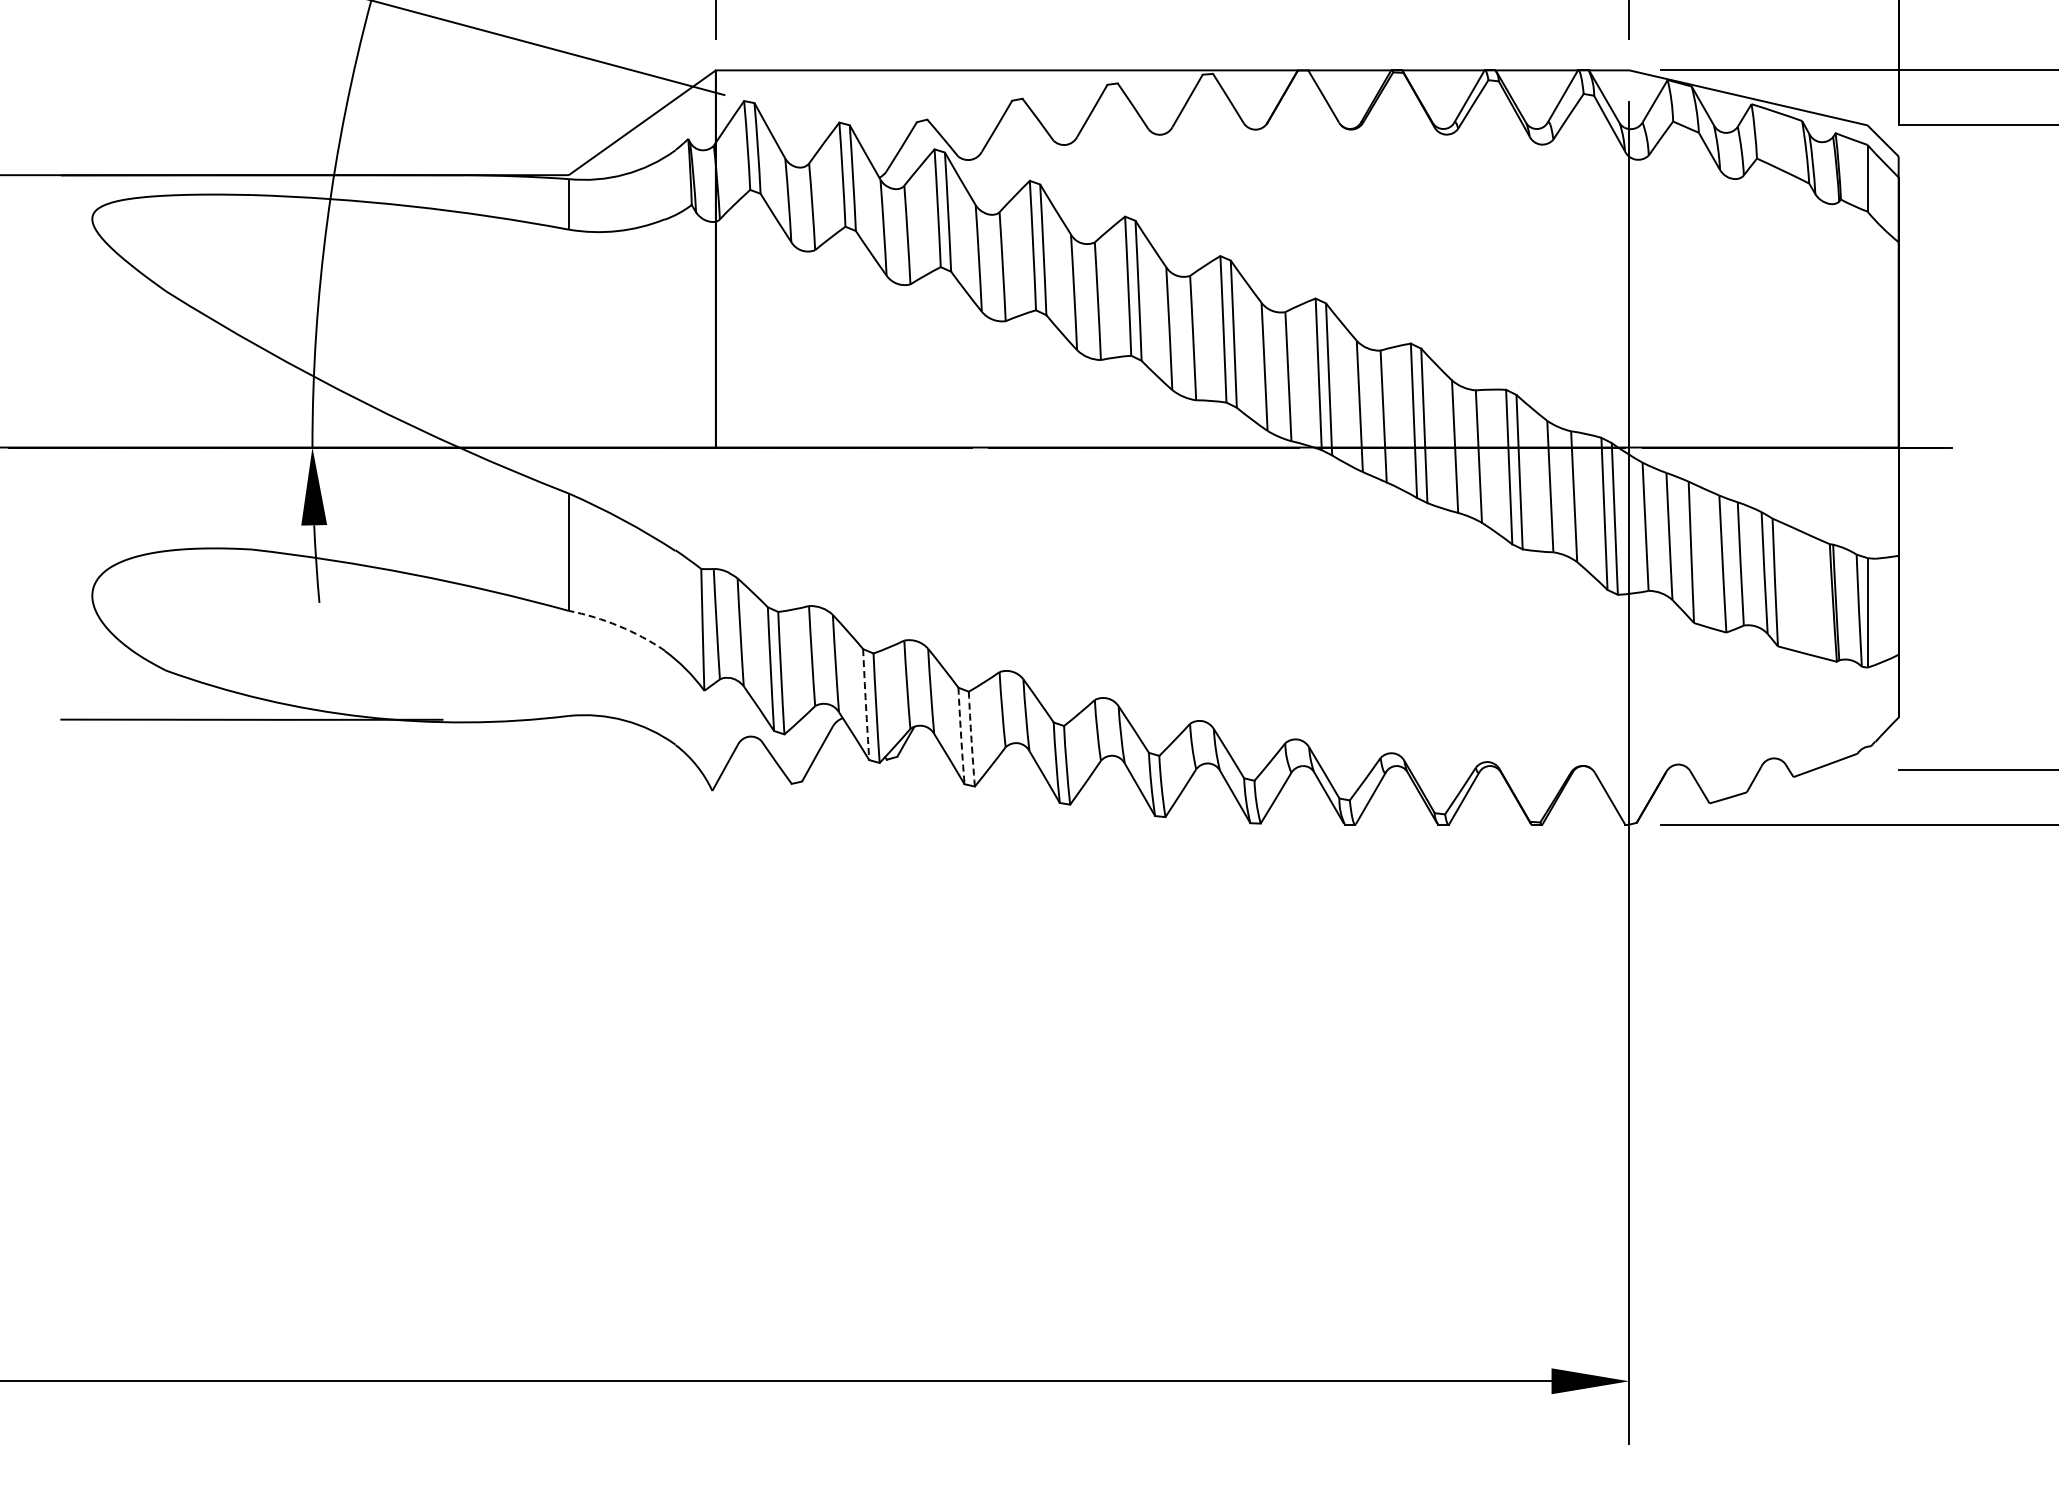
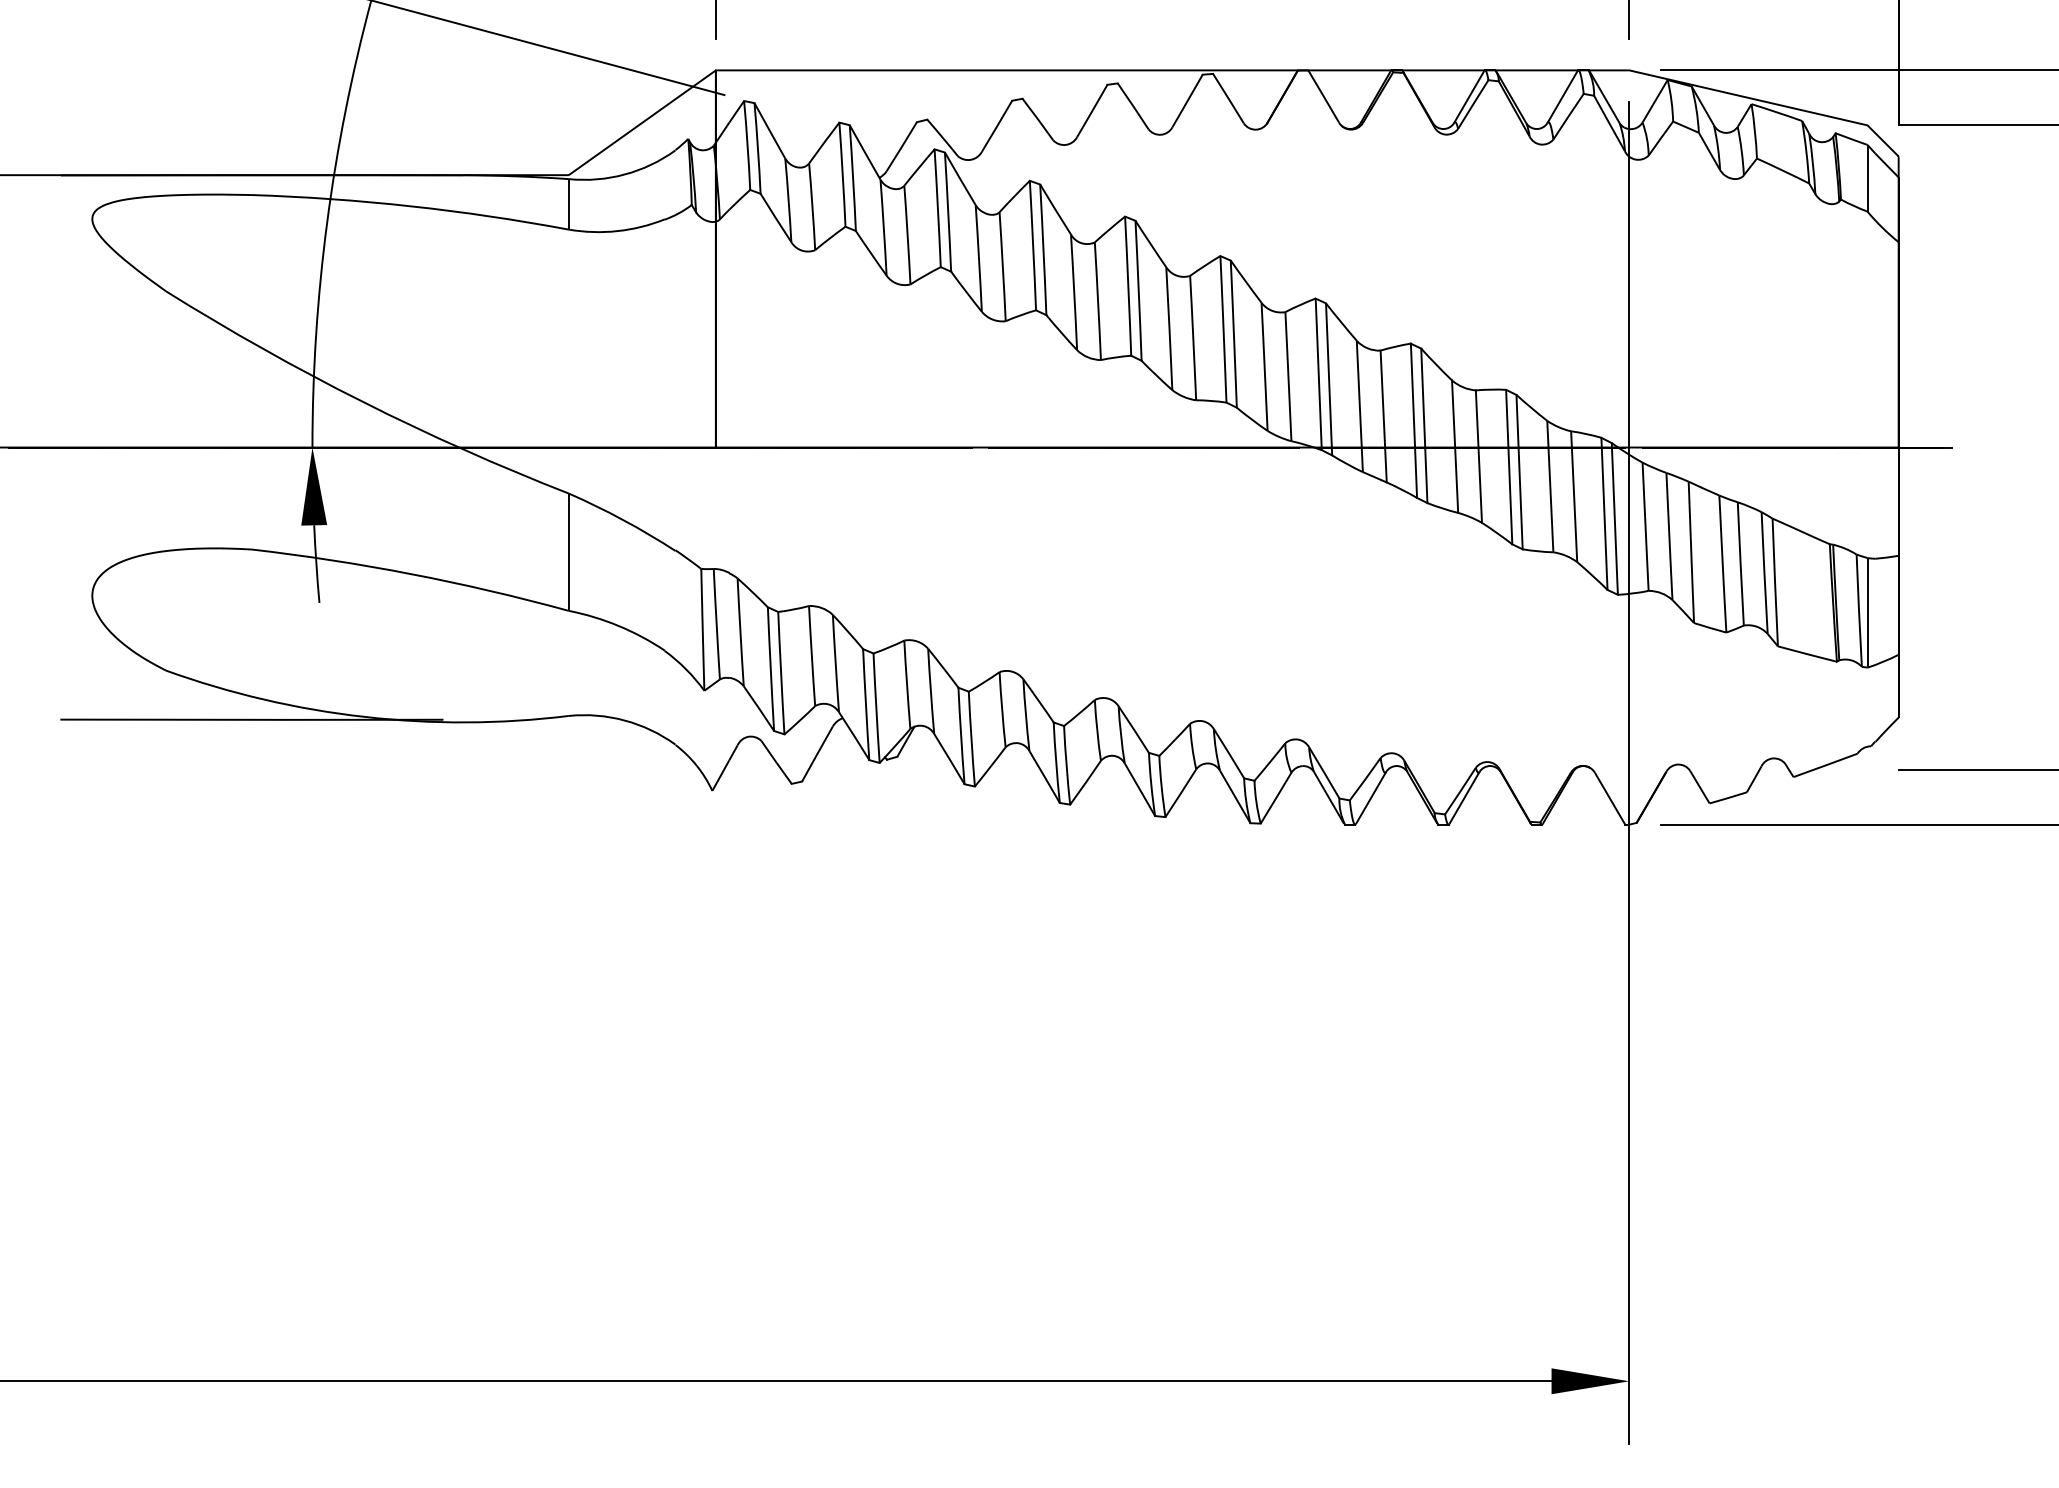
arc: dashed -> solid (618, 626)
arc: dashed -> solid (865, 704)
arc: dashed -> solid (961, 736)
arc: dashed -> solid (971, 739)
